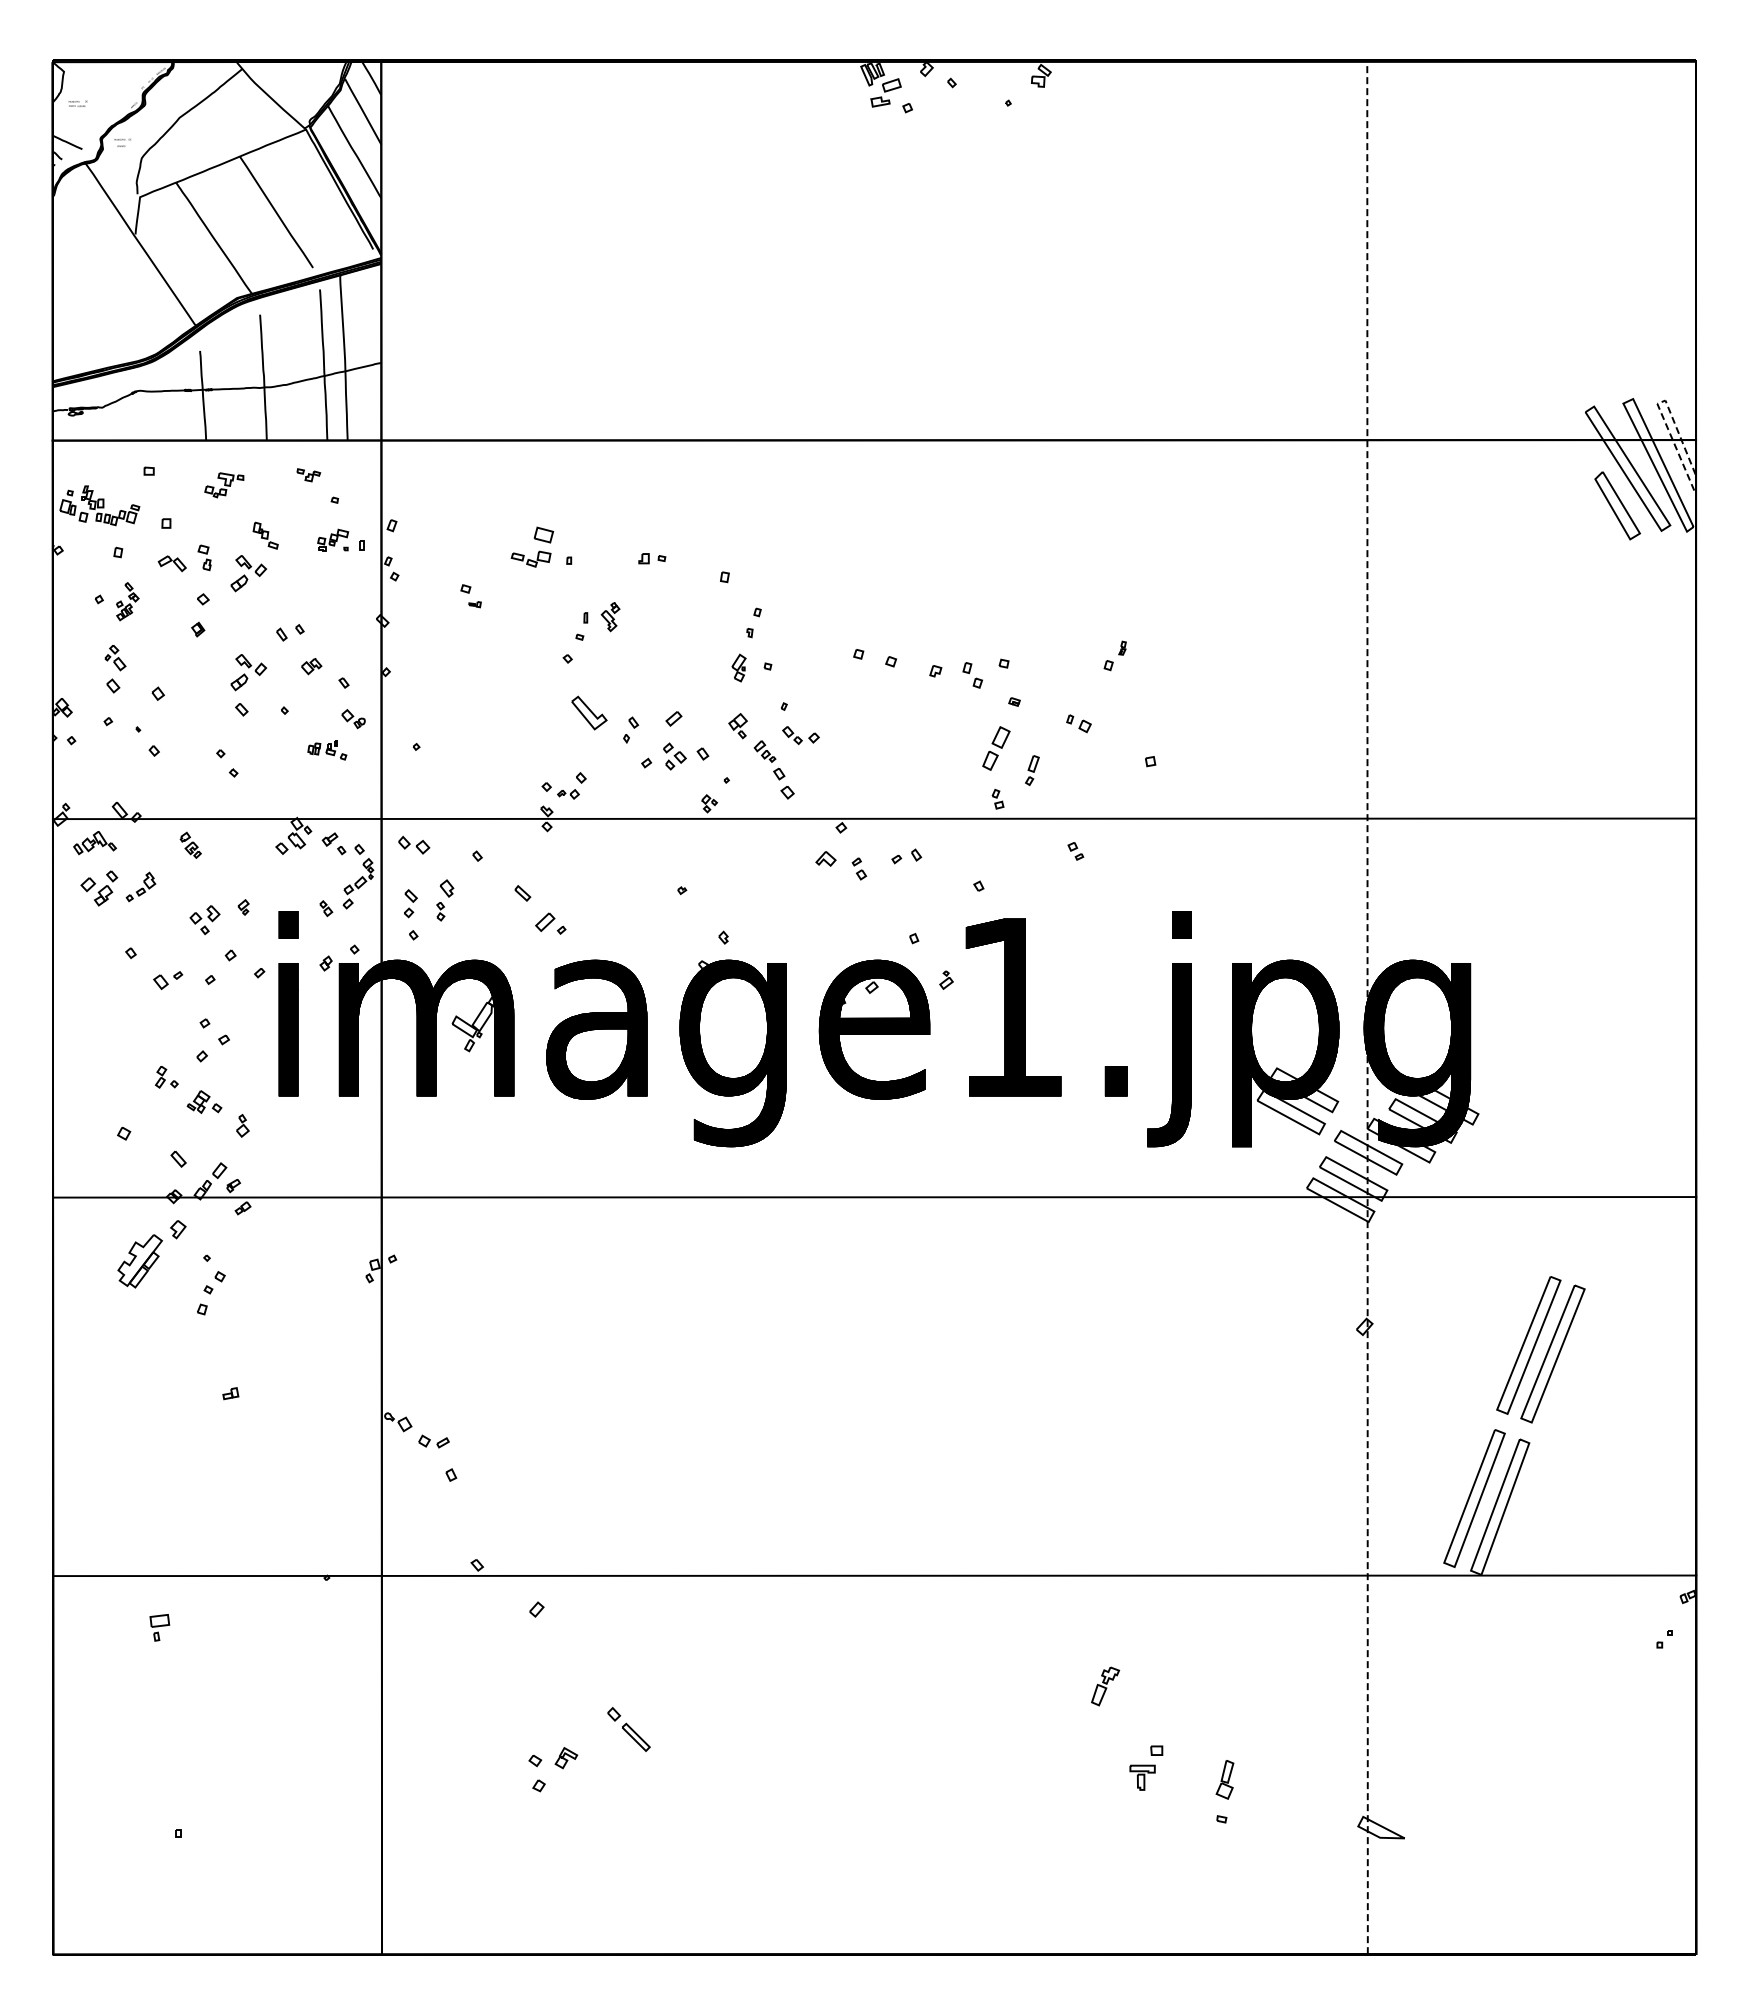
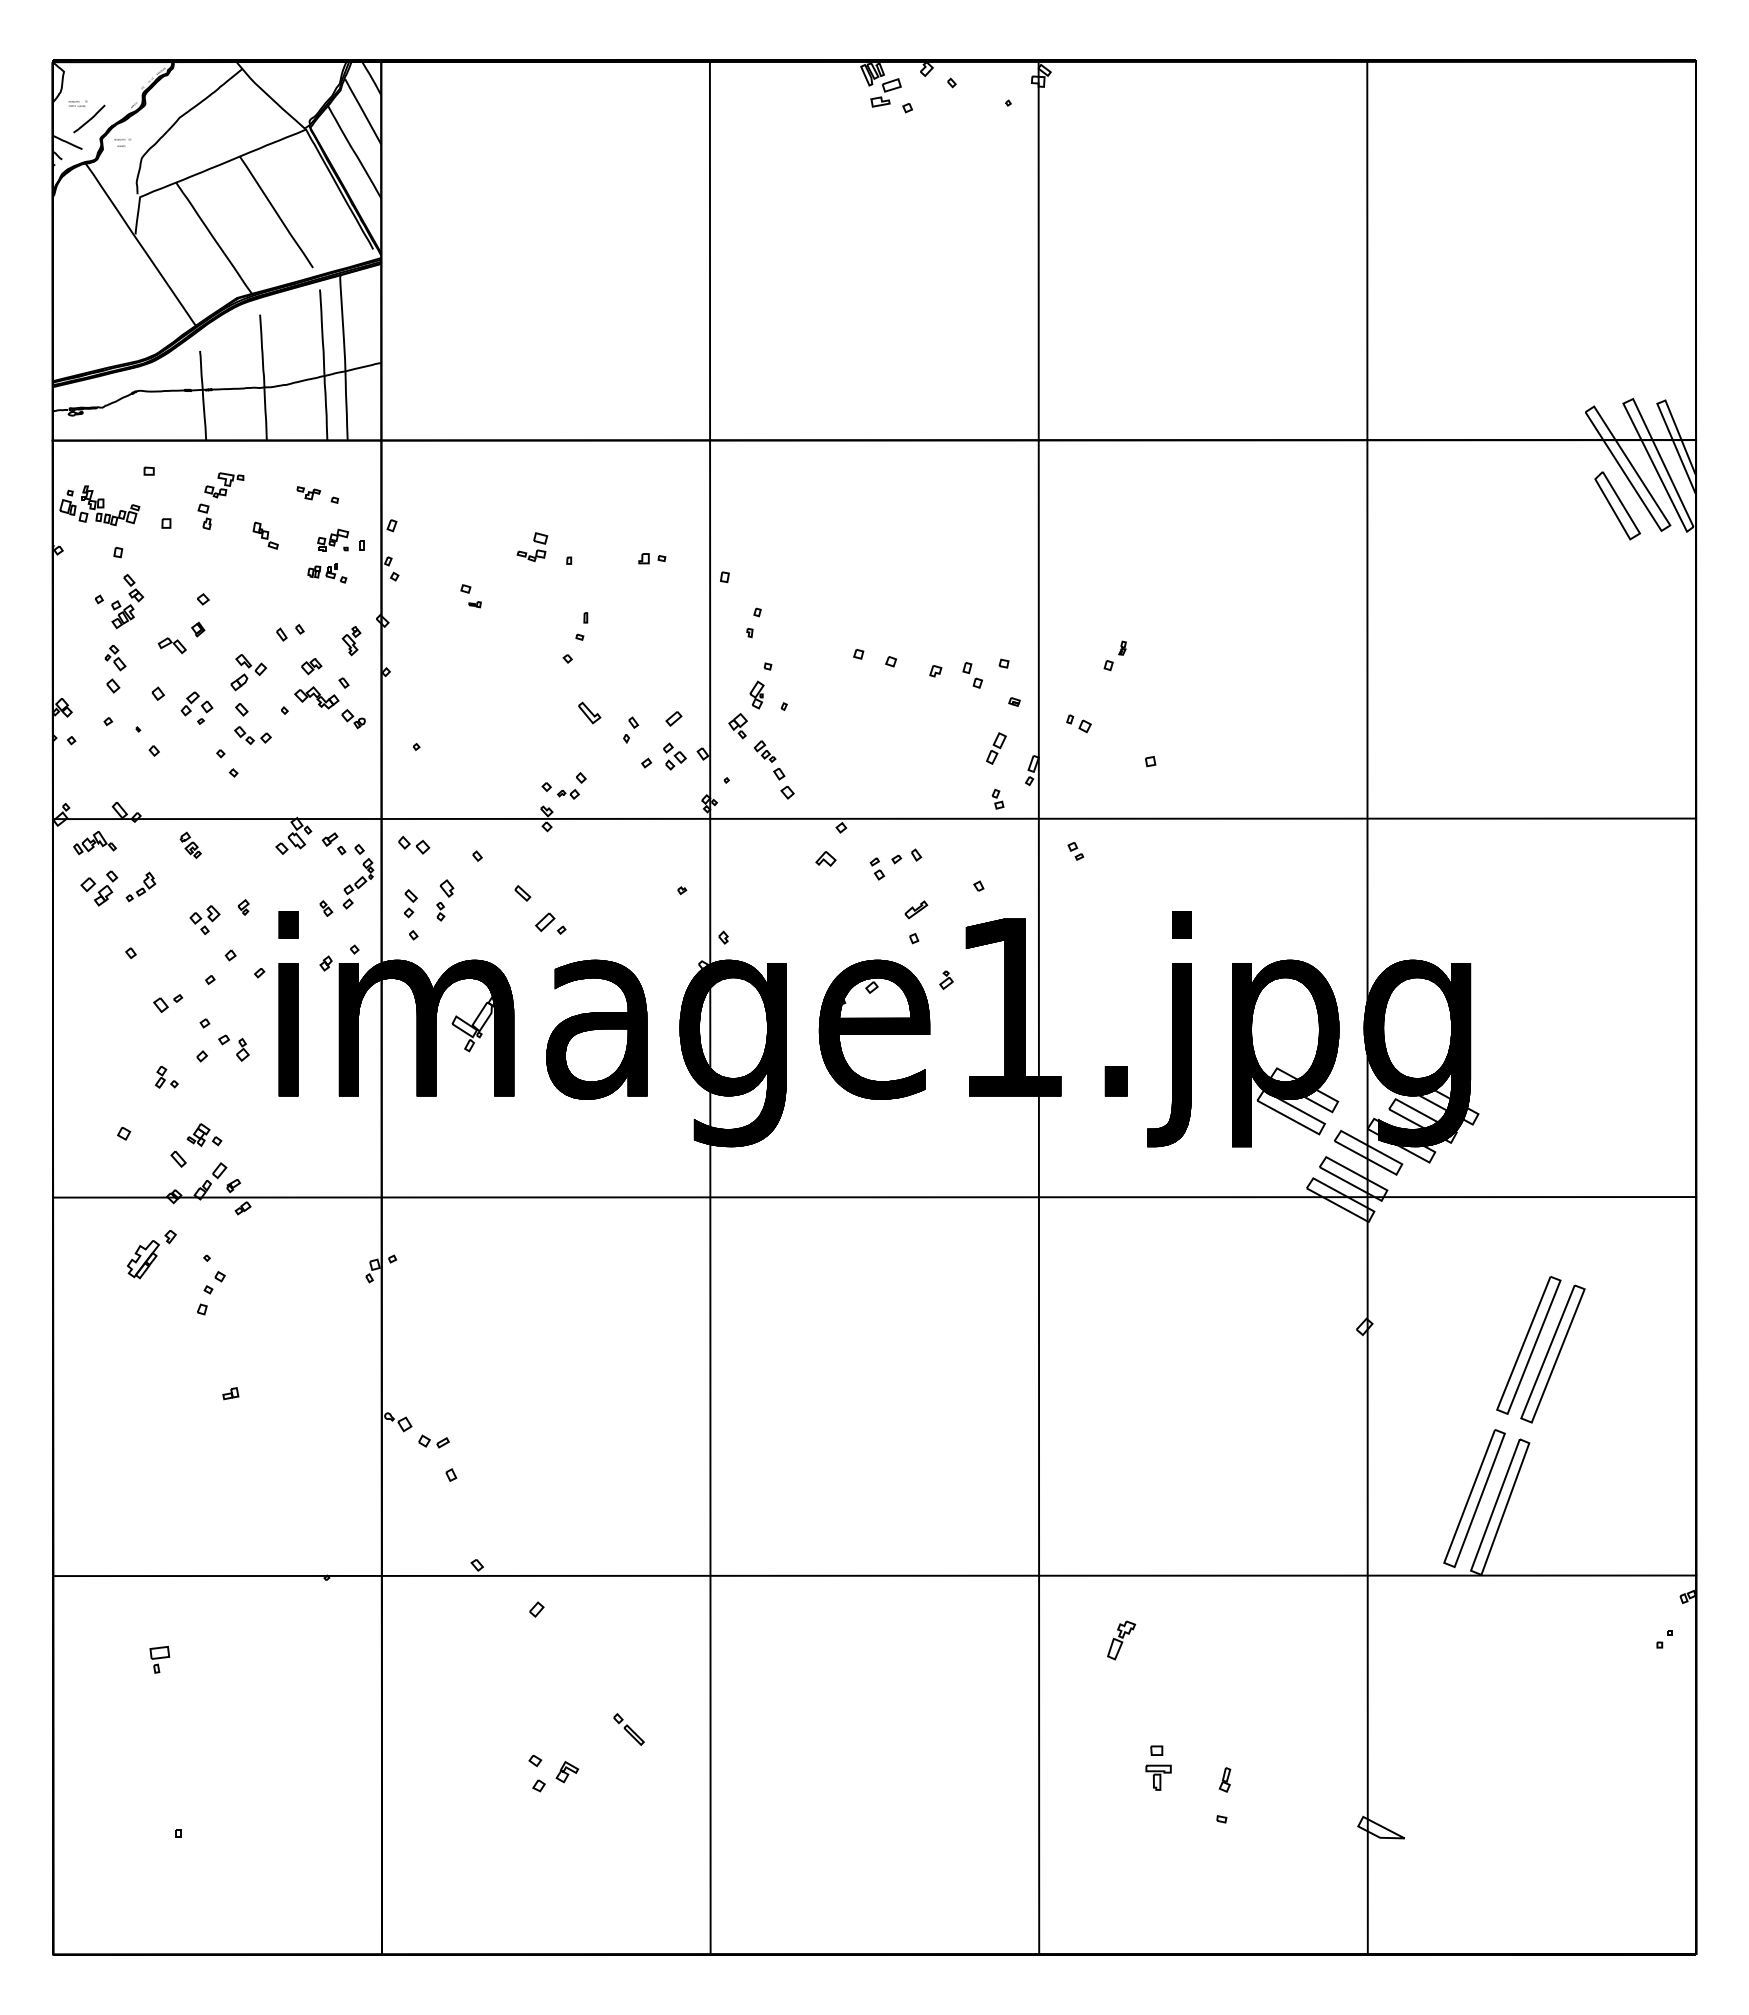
line: none -> present (90, 118)
line: dashed -> solid (1658, 407)
part position: (308, 475) -> (308, 493) (308, 493)
part size: 45x42 px -> 33x30 px (532, 546)
part position: (204, 557) -> (204, 516) (204, 516)
part position: (171, 563) -> (171, 645) (171, 645)
part: present -> none (248, 573)
part size: 24x40 px -> 34x56 px (127, 601)
part position: (610, 617) -> (351, 641) (351, 641)
part position: (738, 667) -> (756, 694) (756, 694)
part: none -> present (316, 697)
part: none -> present (196, 707)
part size: 37x36 px -> 24x24 px (589, 712)
part position: (800, 735) -> (252, 735) (252, 735)
part size: 29x45 px -> 21x33 px (996, 748)
part position: (327, 750) -> (327, 573) (327, 573)
part position: (859, 868) -> (877, 868) (877, 868)
part: none -> present (916, 909)
part position: (168, 980) -> (168, 1003) (168, 1003)
line: none -> present (709, 1007)
line: none -> present (1038, 1007)
line: dashed -> solid (1367, 1007)
part position: (204, 1101) -> (204, 1134) (204, 1134)
part position: (242, 1125) -> (242, 1049) (242, 1049)
part size: 70x69 px -> 51x50 px (151, 1254)
part position: (159, 1627) -> (159, 1659) (159, 1659)
part position: (1105, 1686) -> (1121, 1640) (1121, 1640)
part size: 44x45 px -> 32x33 px (628, 1729)
part position: (566, 1758) -> (567, 1772) (567, 1772)
part position: (1142, 1777) -> (1158, 1777) (1158, 1777)
part size: 20x40 px -> 14x26 px (1224, 1779)
